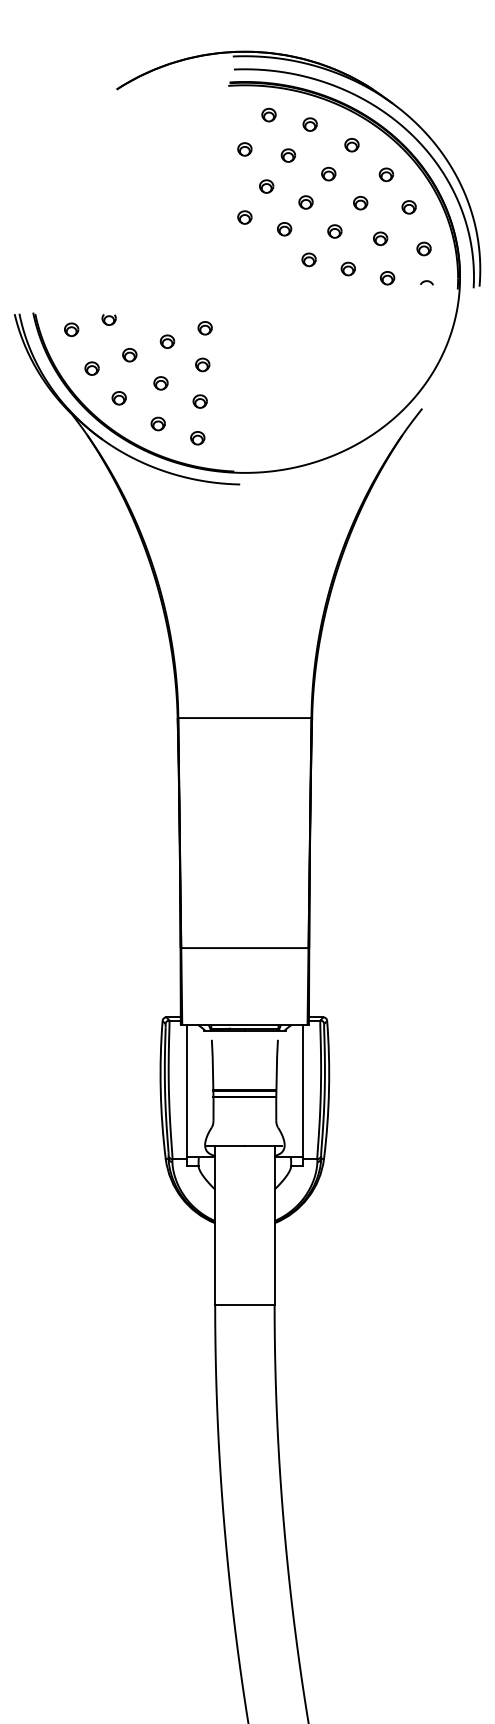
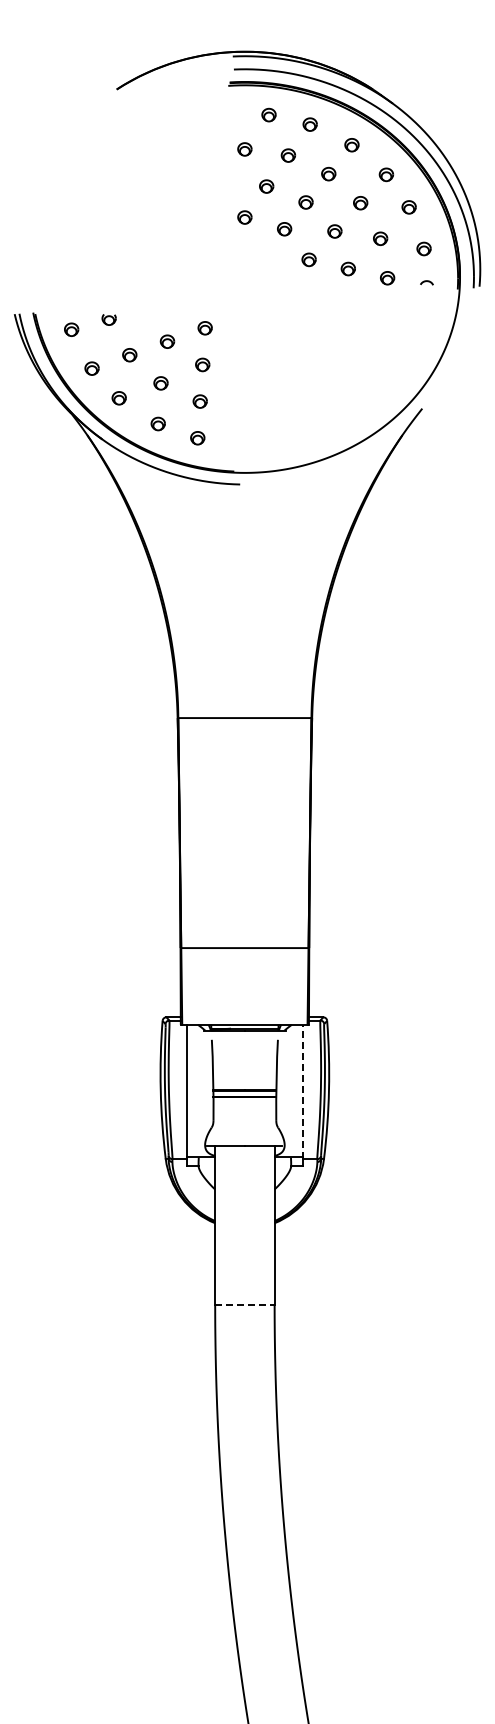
line: solid -> dashed (303, 1091)
line: solid -> dashed (245, 1304)
